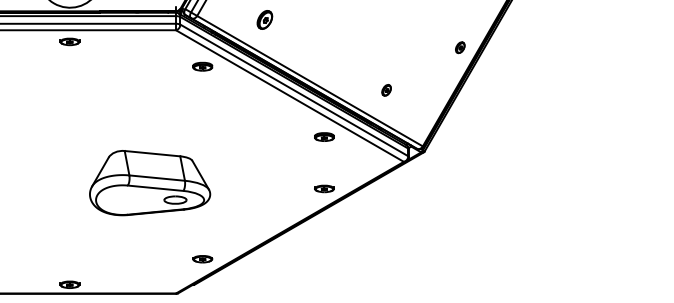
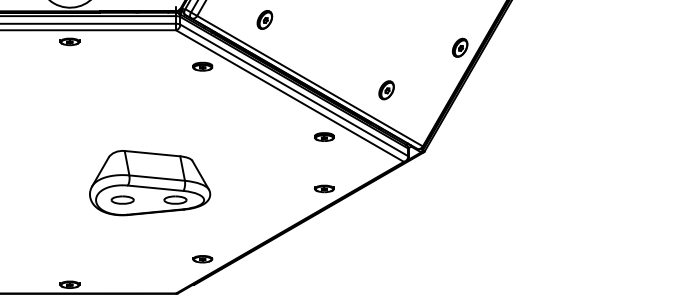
part size: 11x14 px -> 17x21 px (460, 47)
part size: 11x13 px -> 17x21 px (386, 90)
part: none -> present (122, 199)
